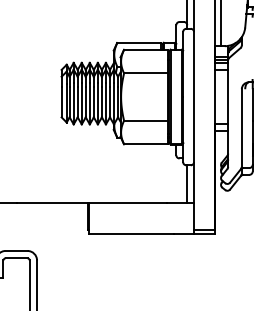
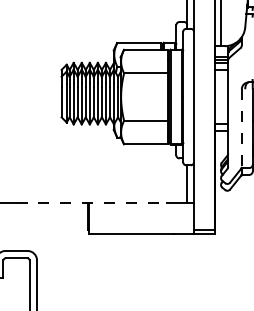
line: solid -> dashed (241, 128)
line: solid -> dashed (92, 203)
